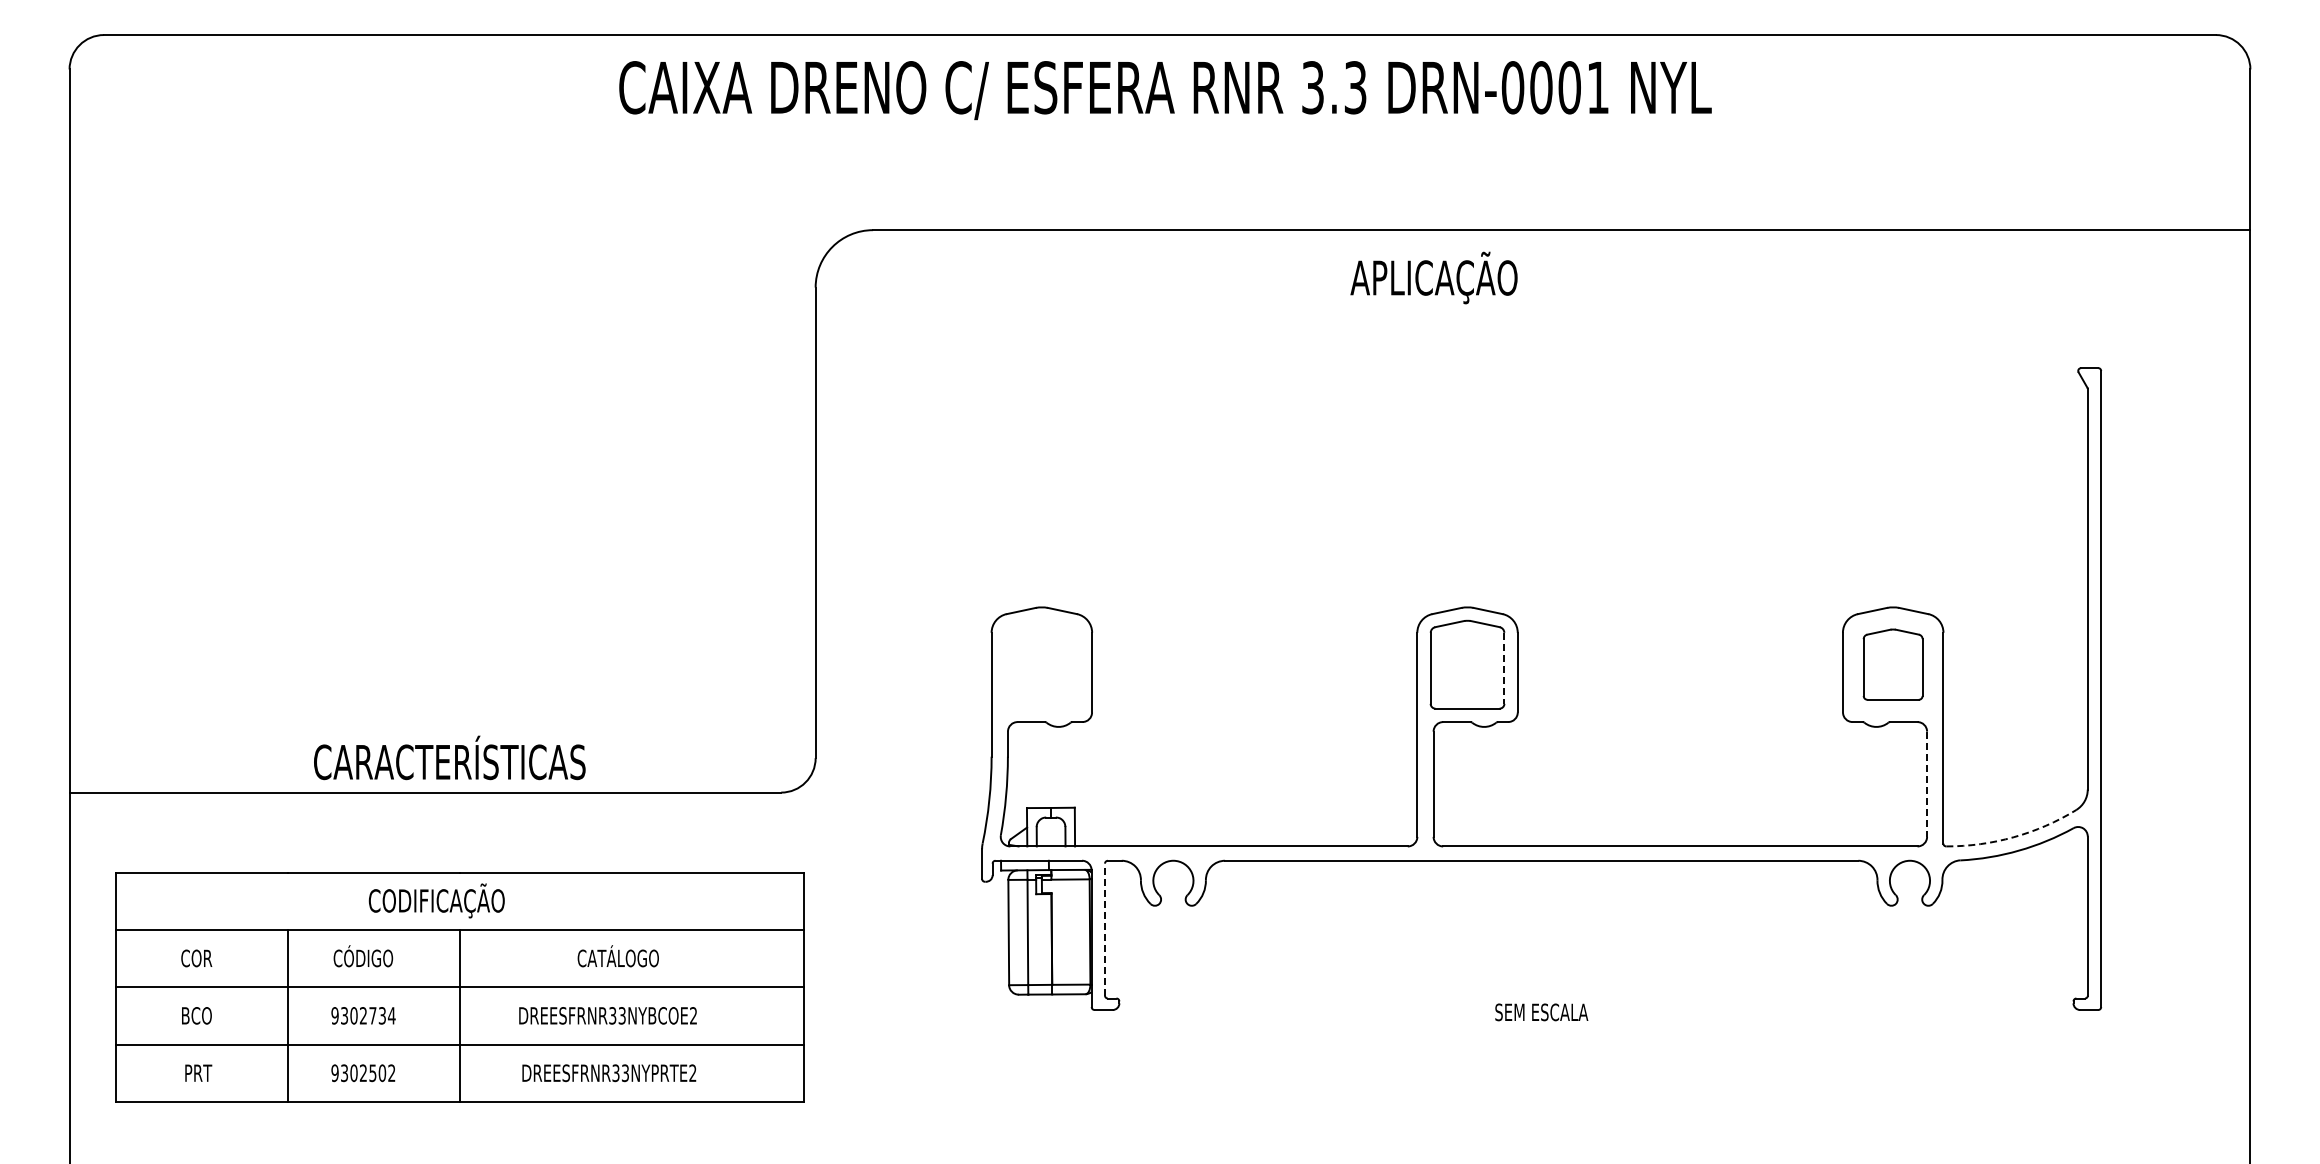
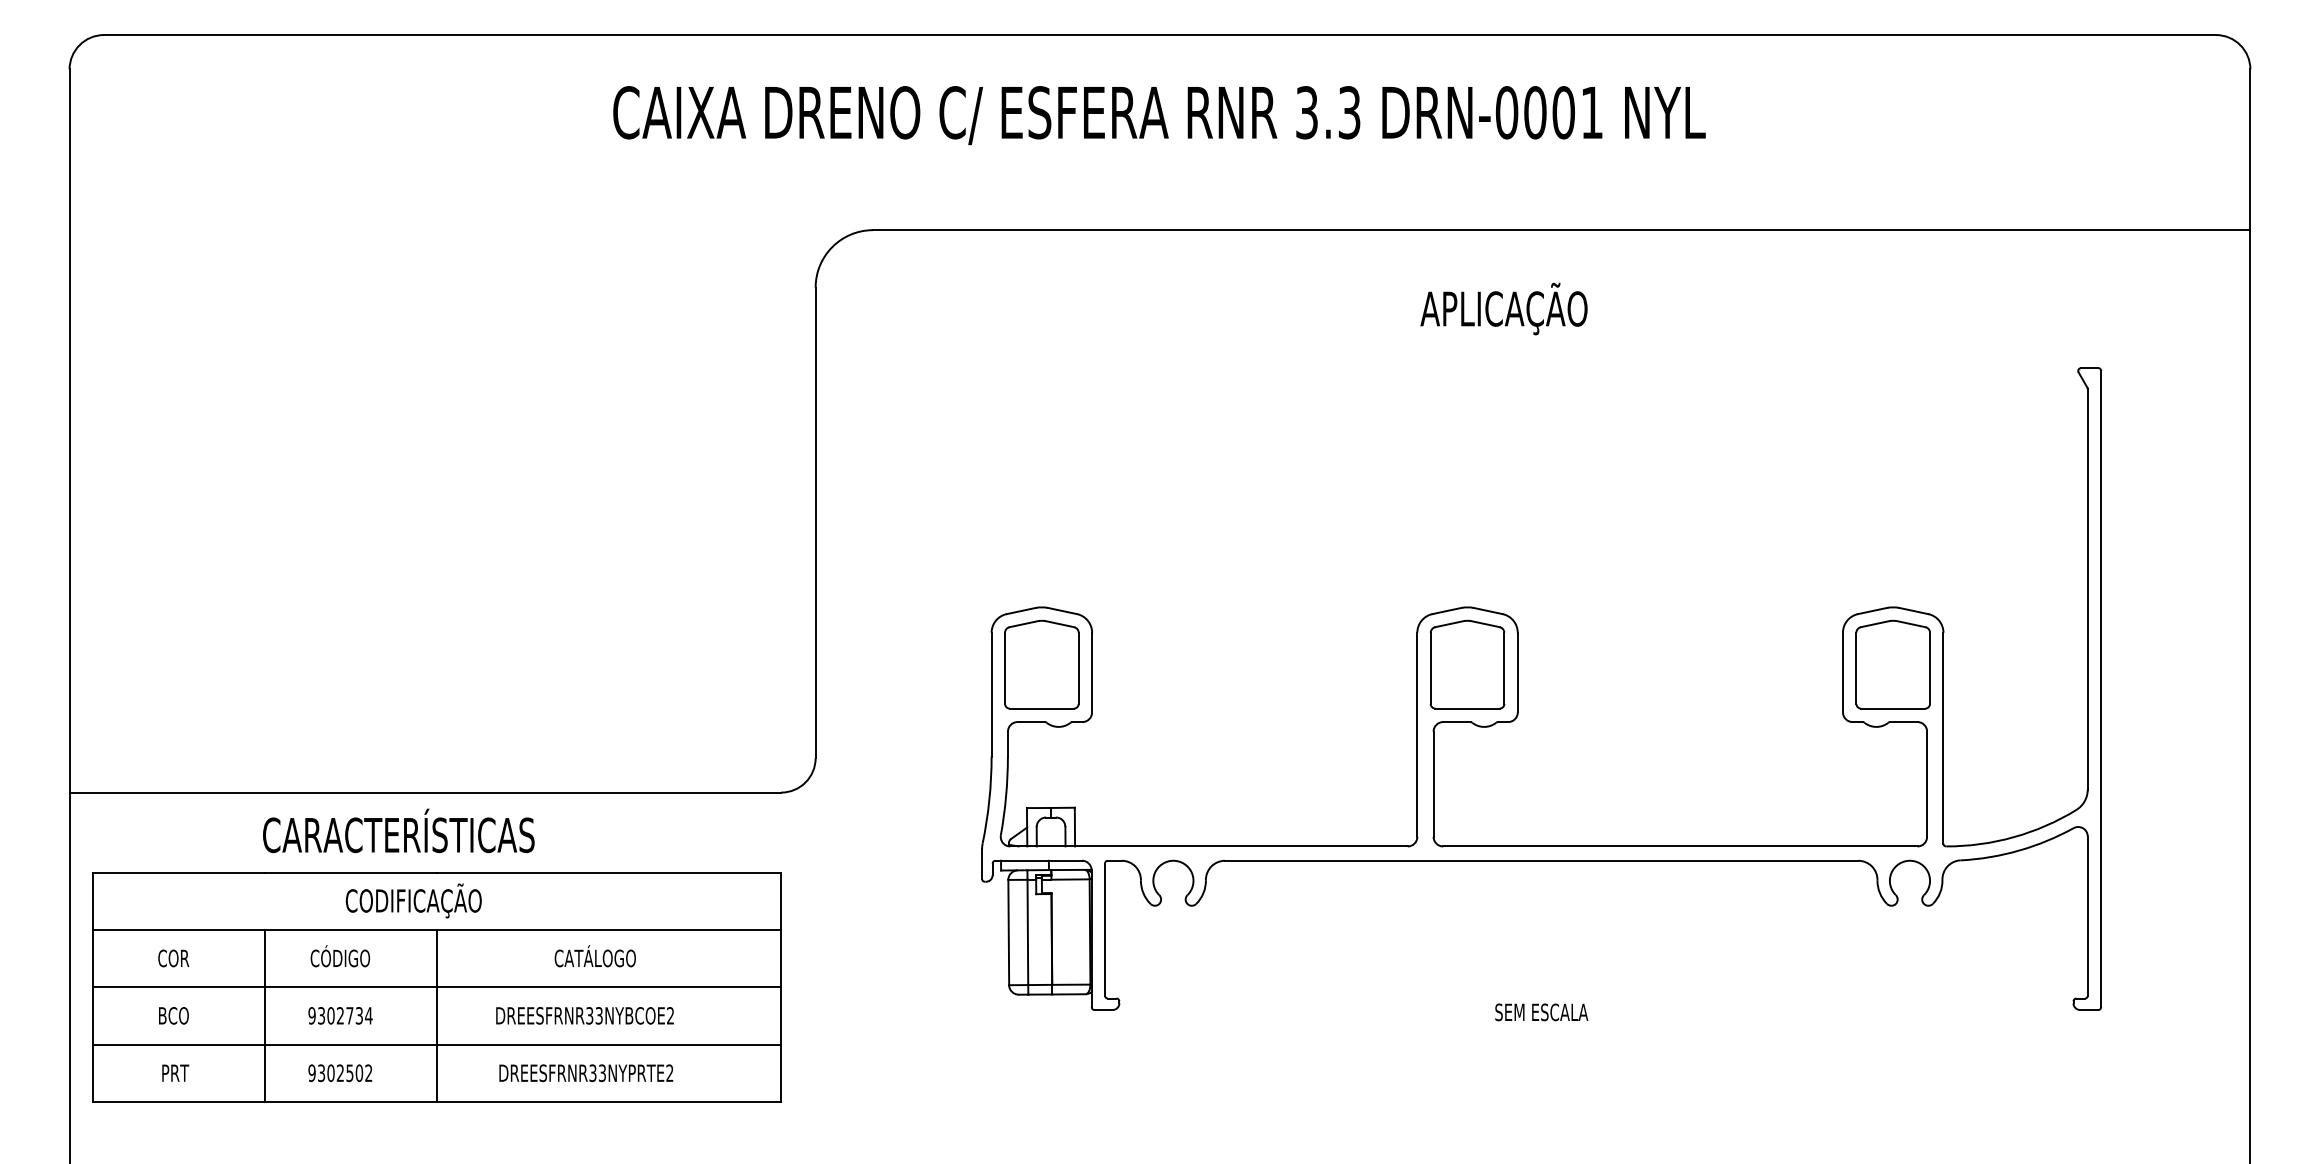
text position: (1165, 90) -> (1159, 115) (1159, 115)
text position: (1433, 277) -> (1503, 308) (1503, 308)
part: none -> present (1041, 664)
part size: 62x73 px -> 76x91 px (1892, 664)
line: dashed -> solid (1504, 668)
text position: (449, 757) -> (398, 830) (398, 830)
line: dashed -> solid (1927, 784)
arc: dashed -> solid (2013, 837)
line: dashed -> solid (1105, 929)
part position: (459, 987) -> (436, 987) (436, 987)
